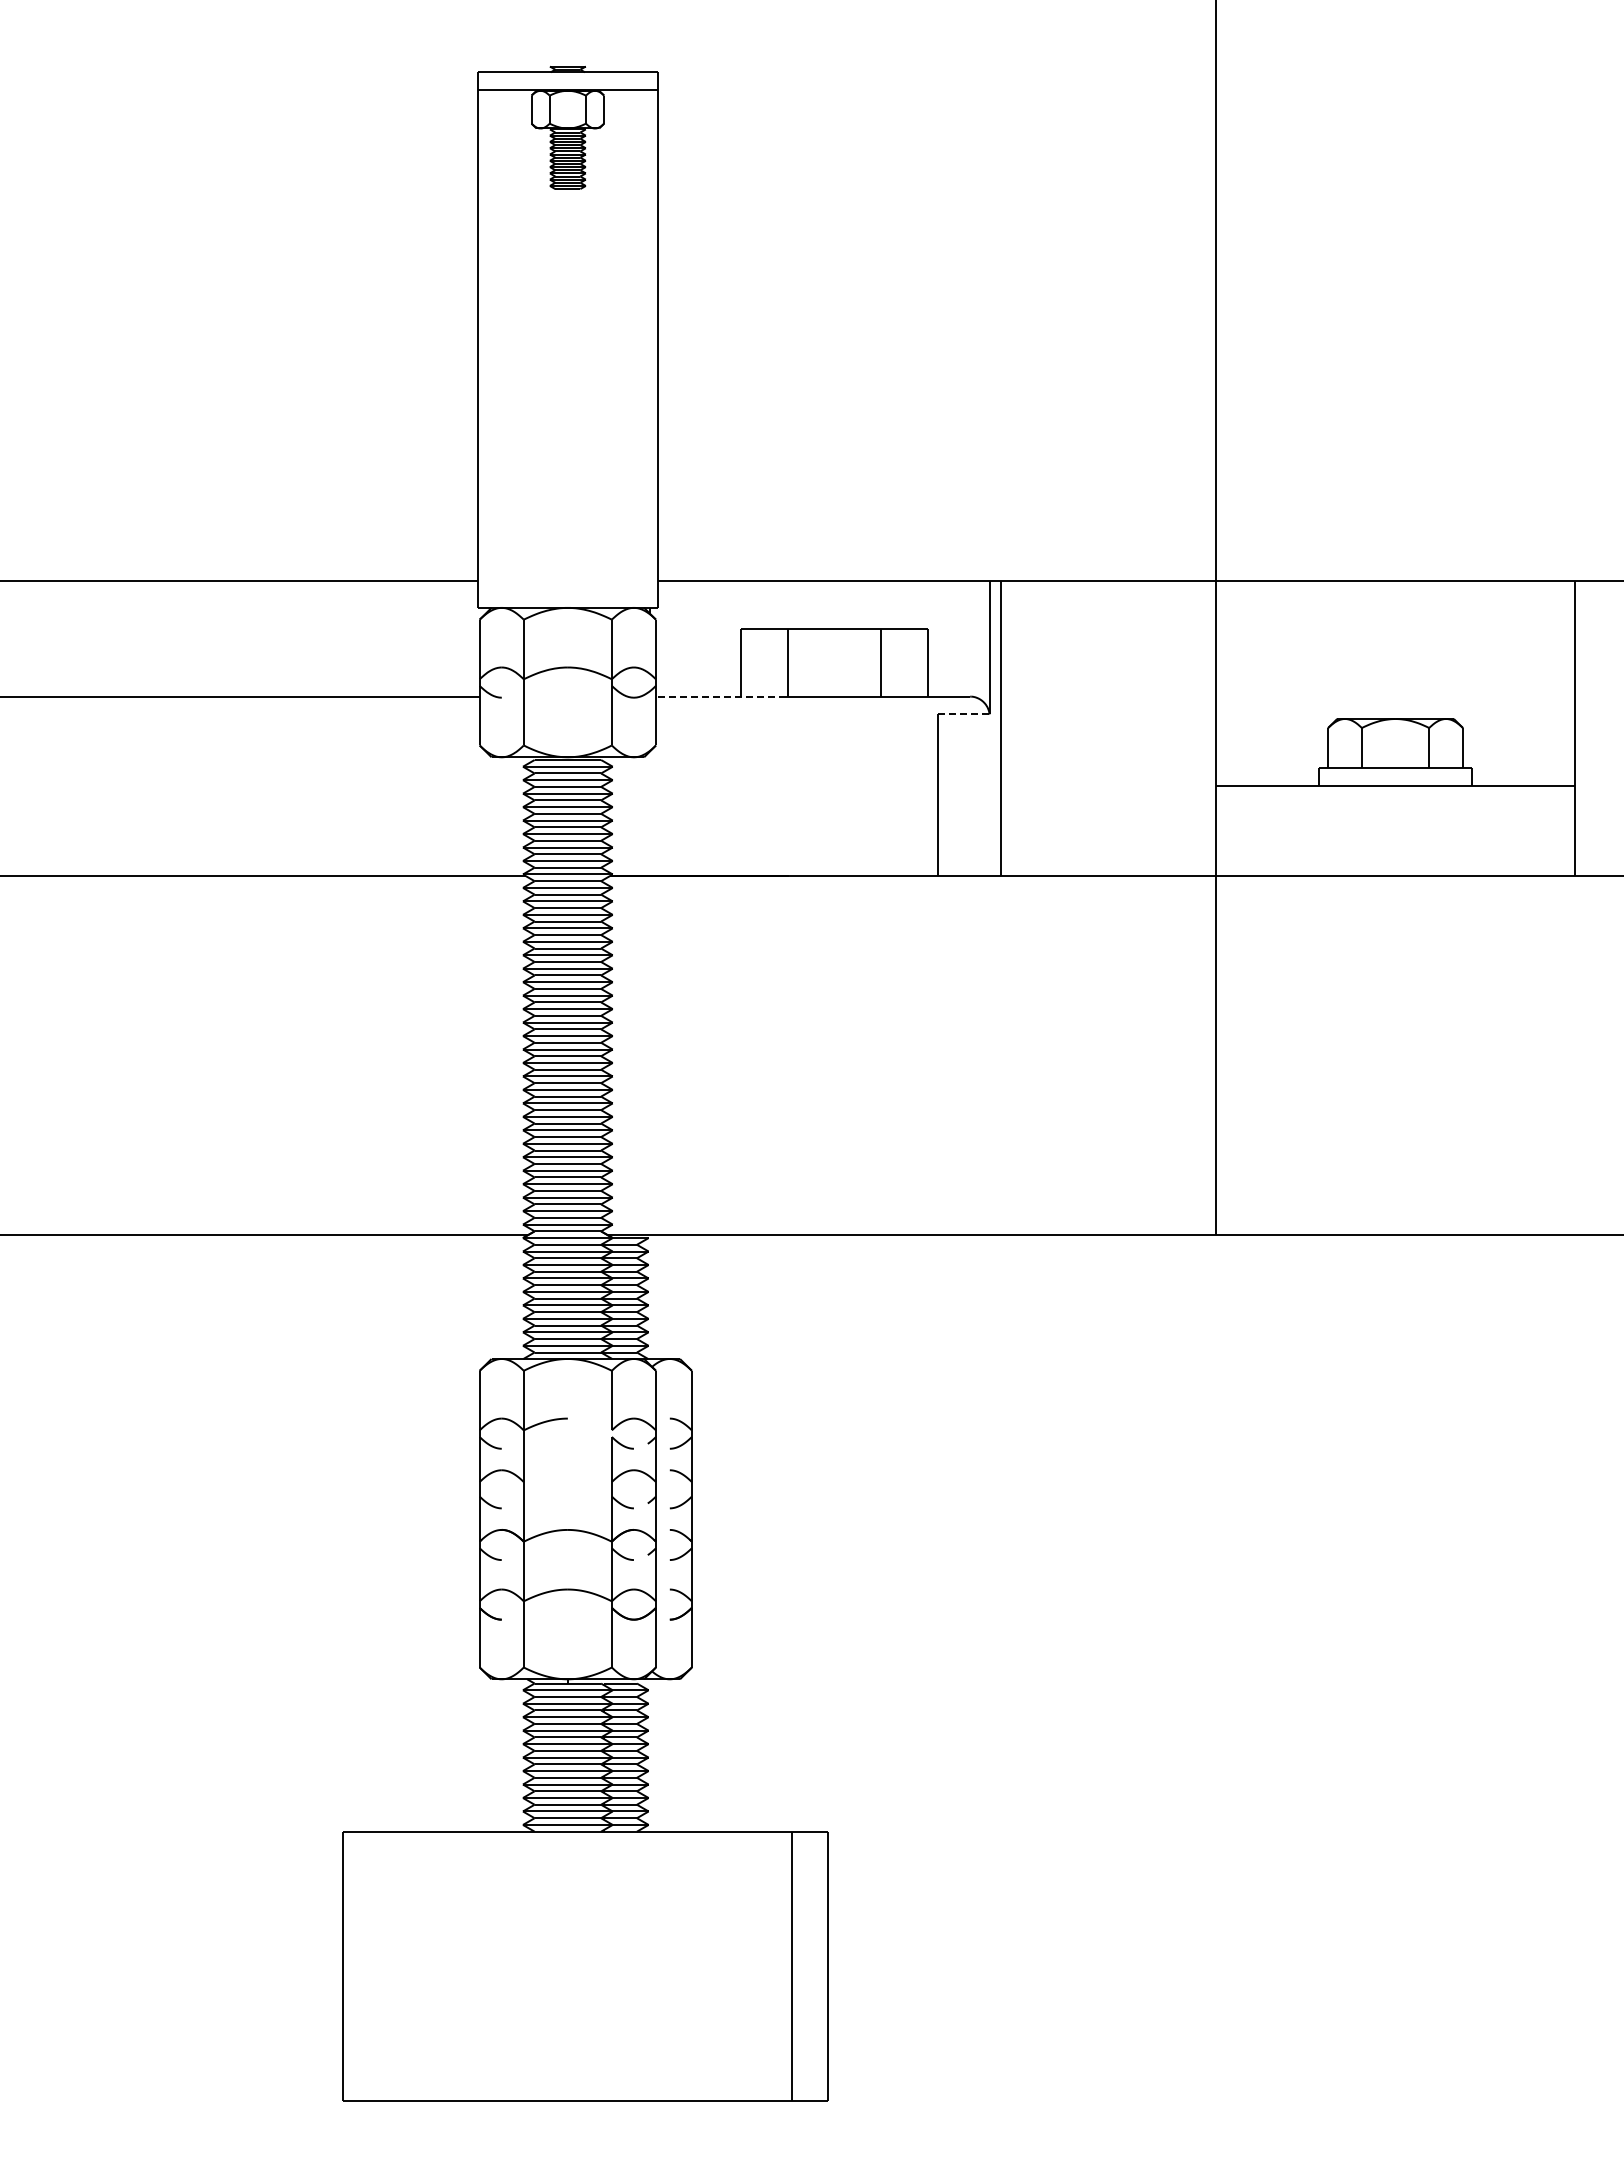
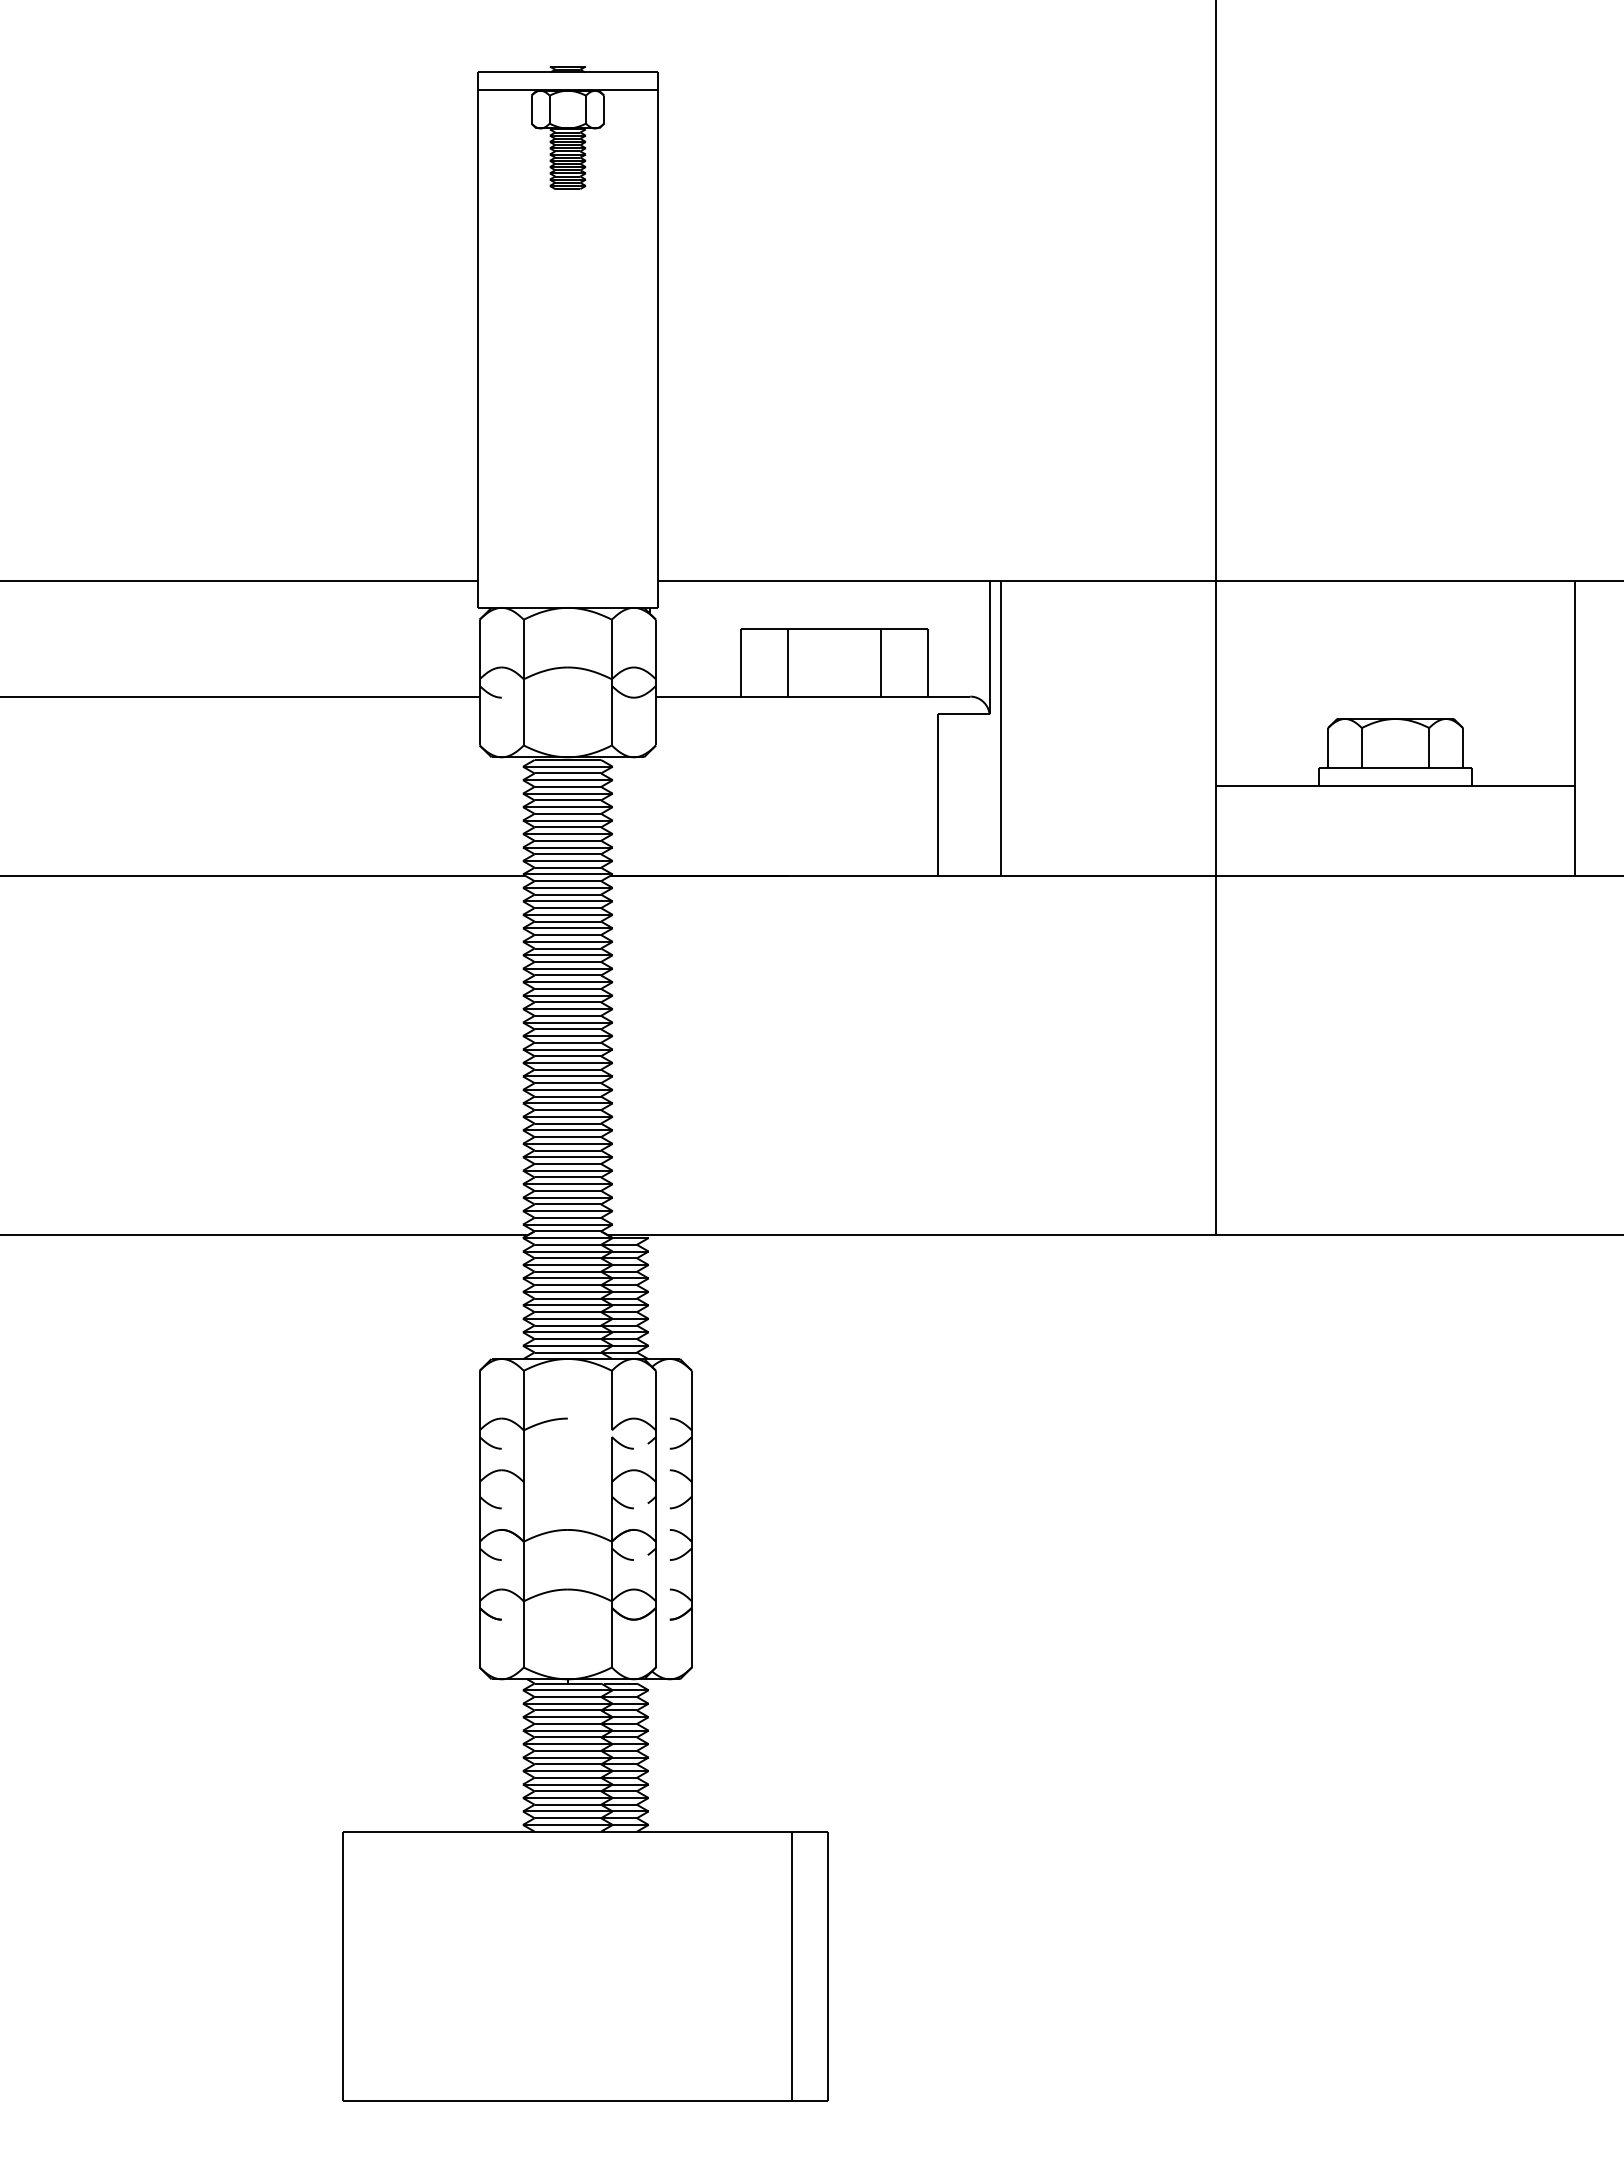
line: dashed -> solid (720, 696)
line: dashed -> solid (963, 714)
